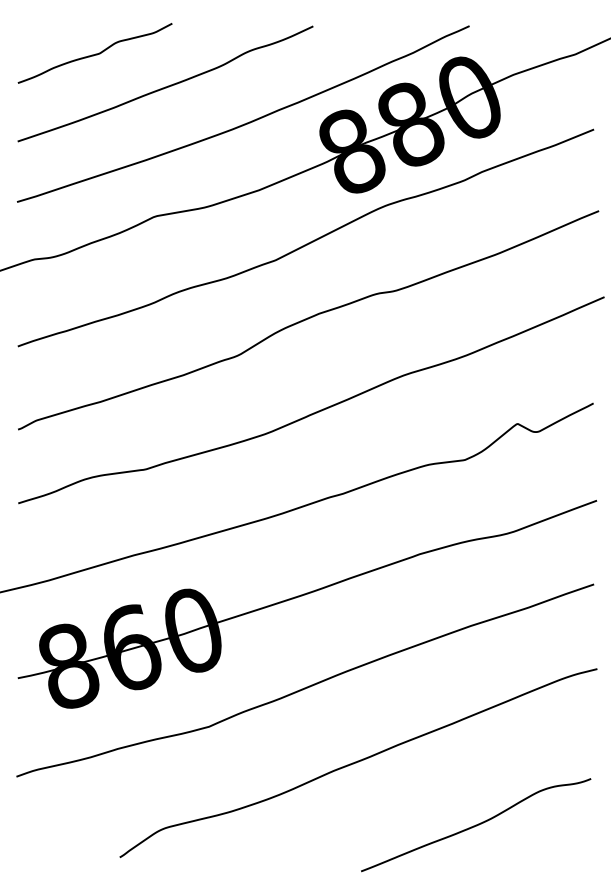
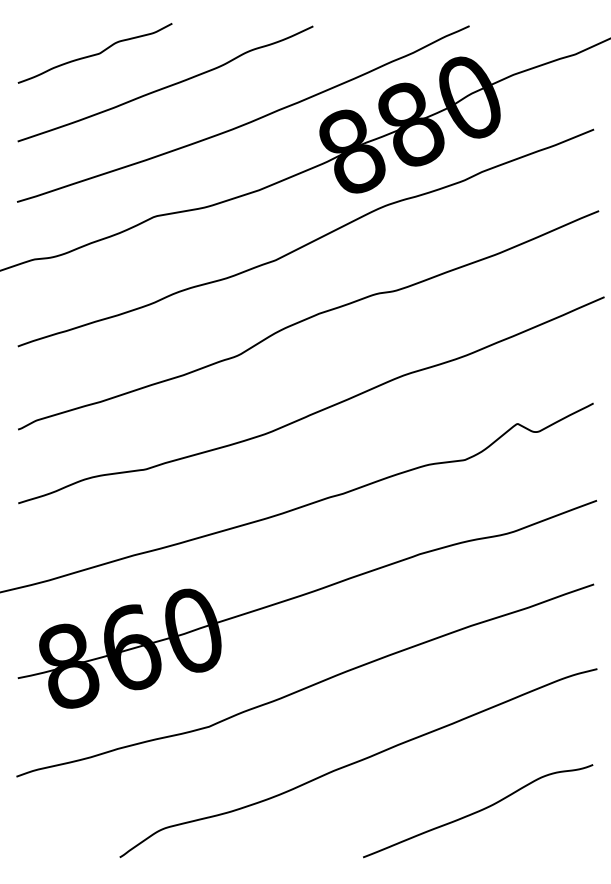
curve position: (476, 825) -> (478, 811) (478, 811)
